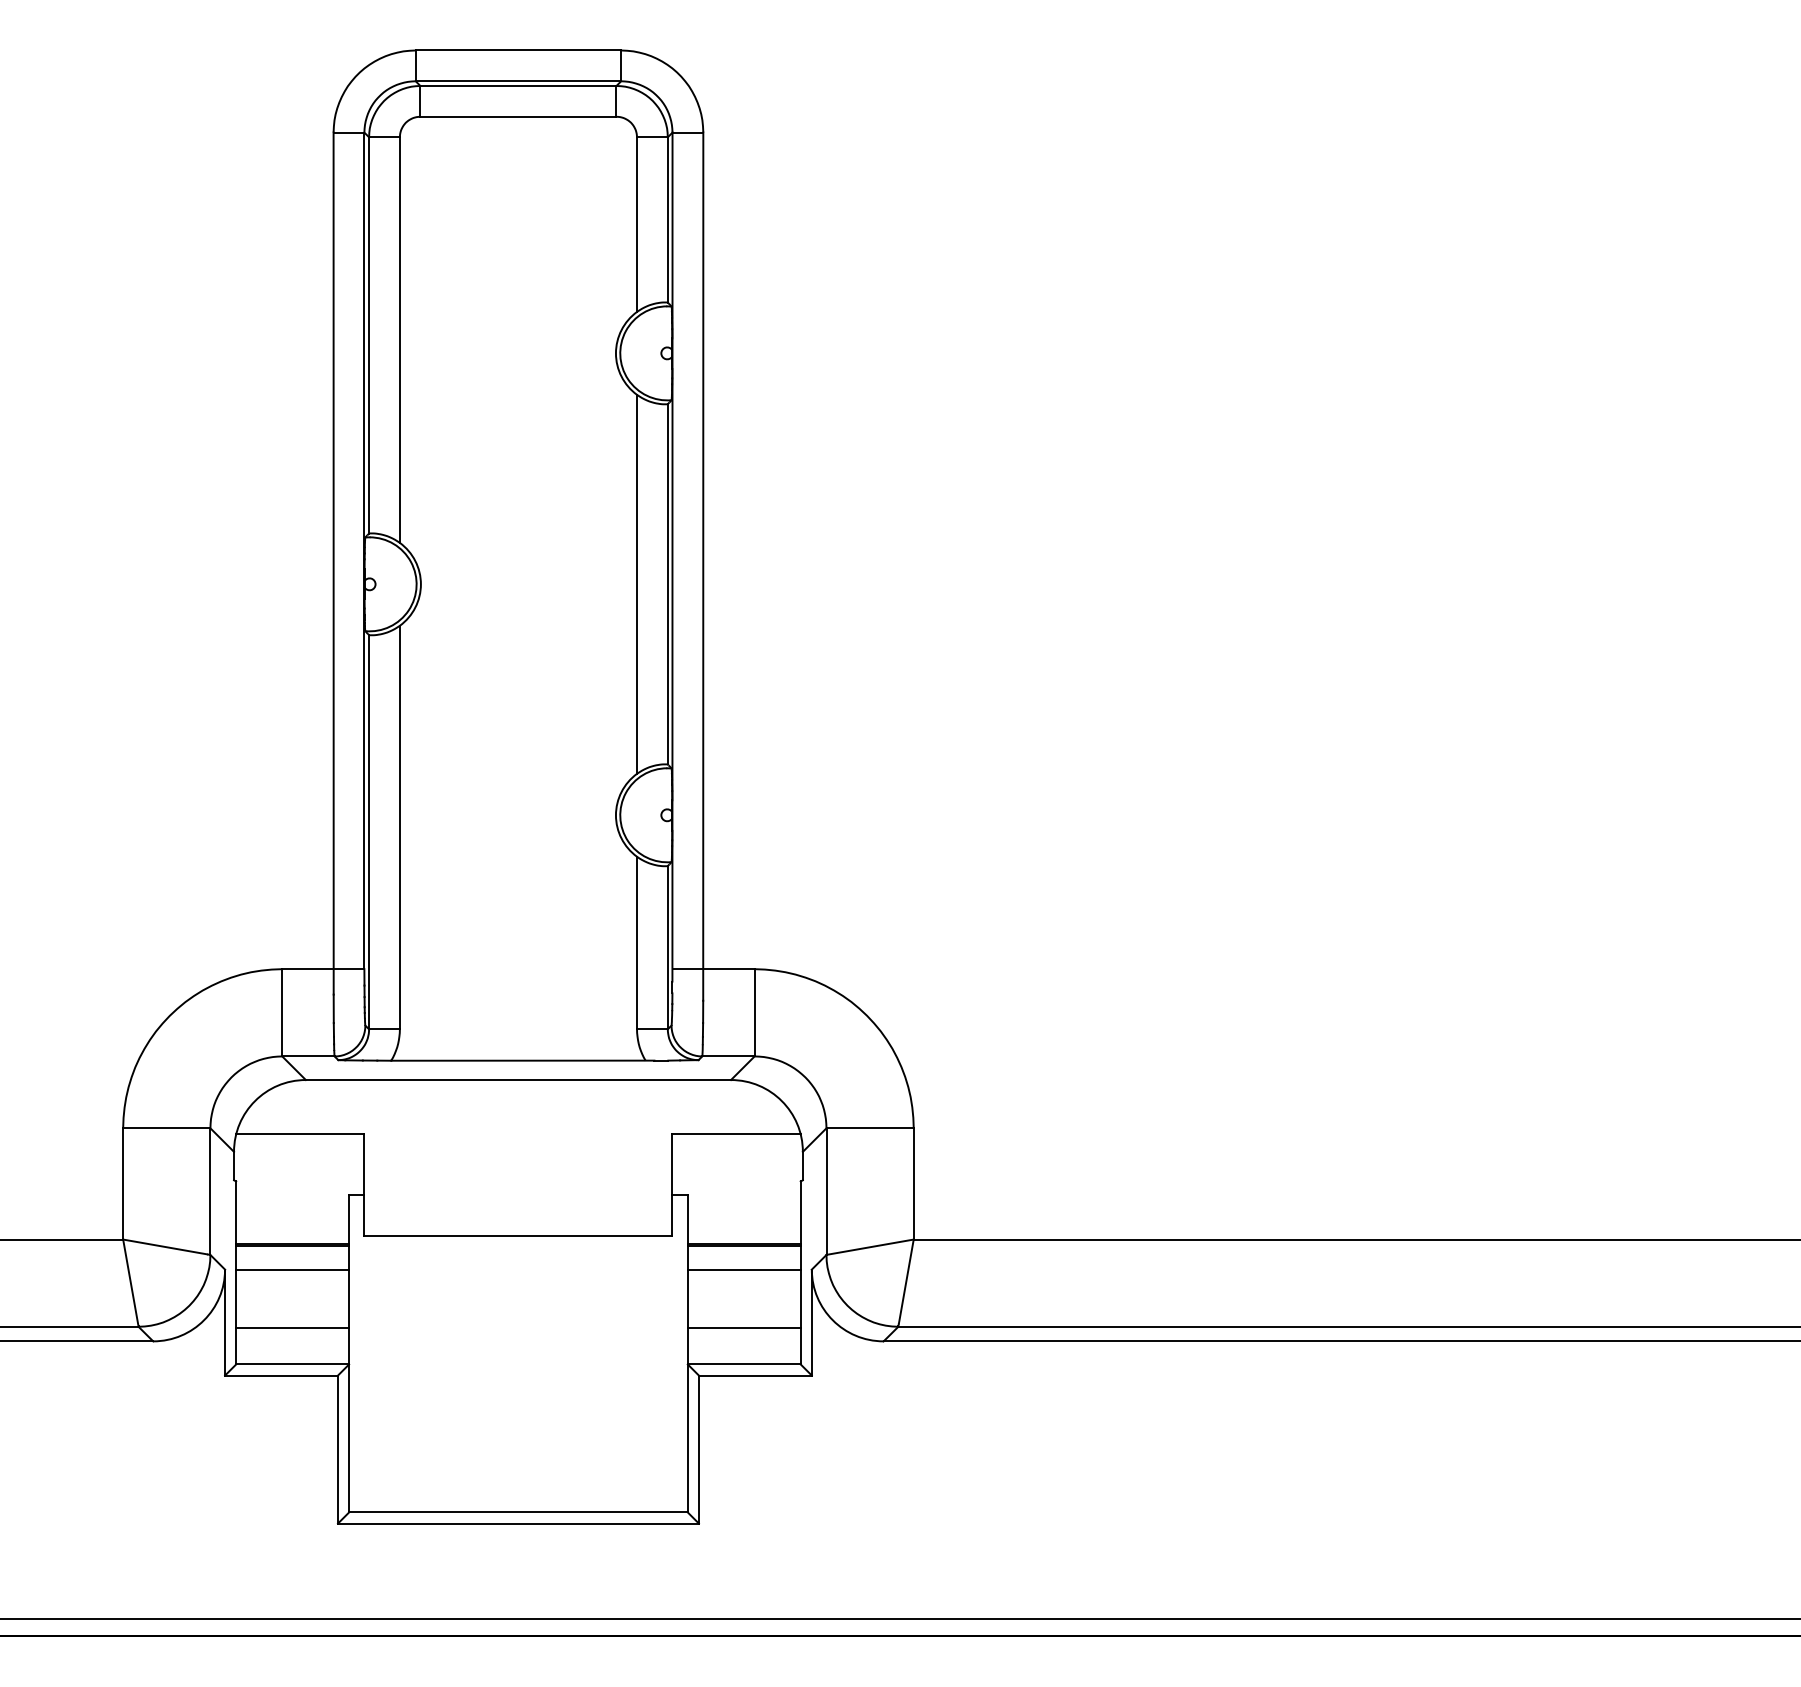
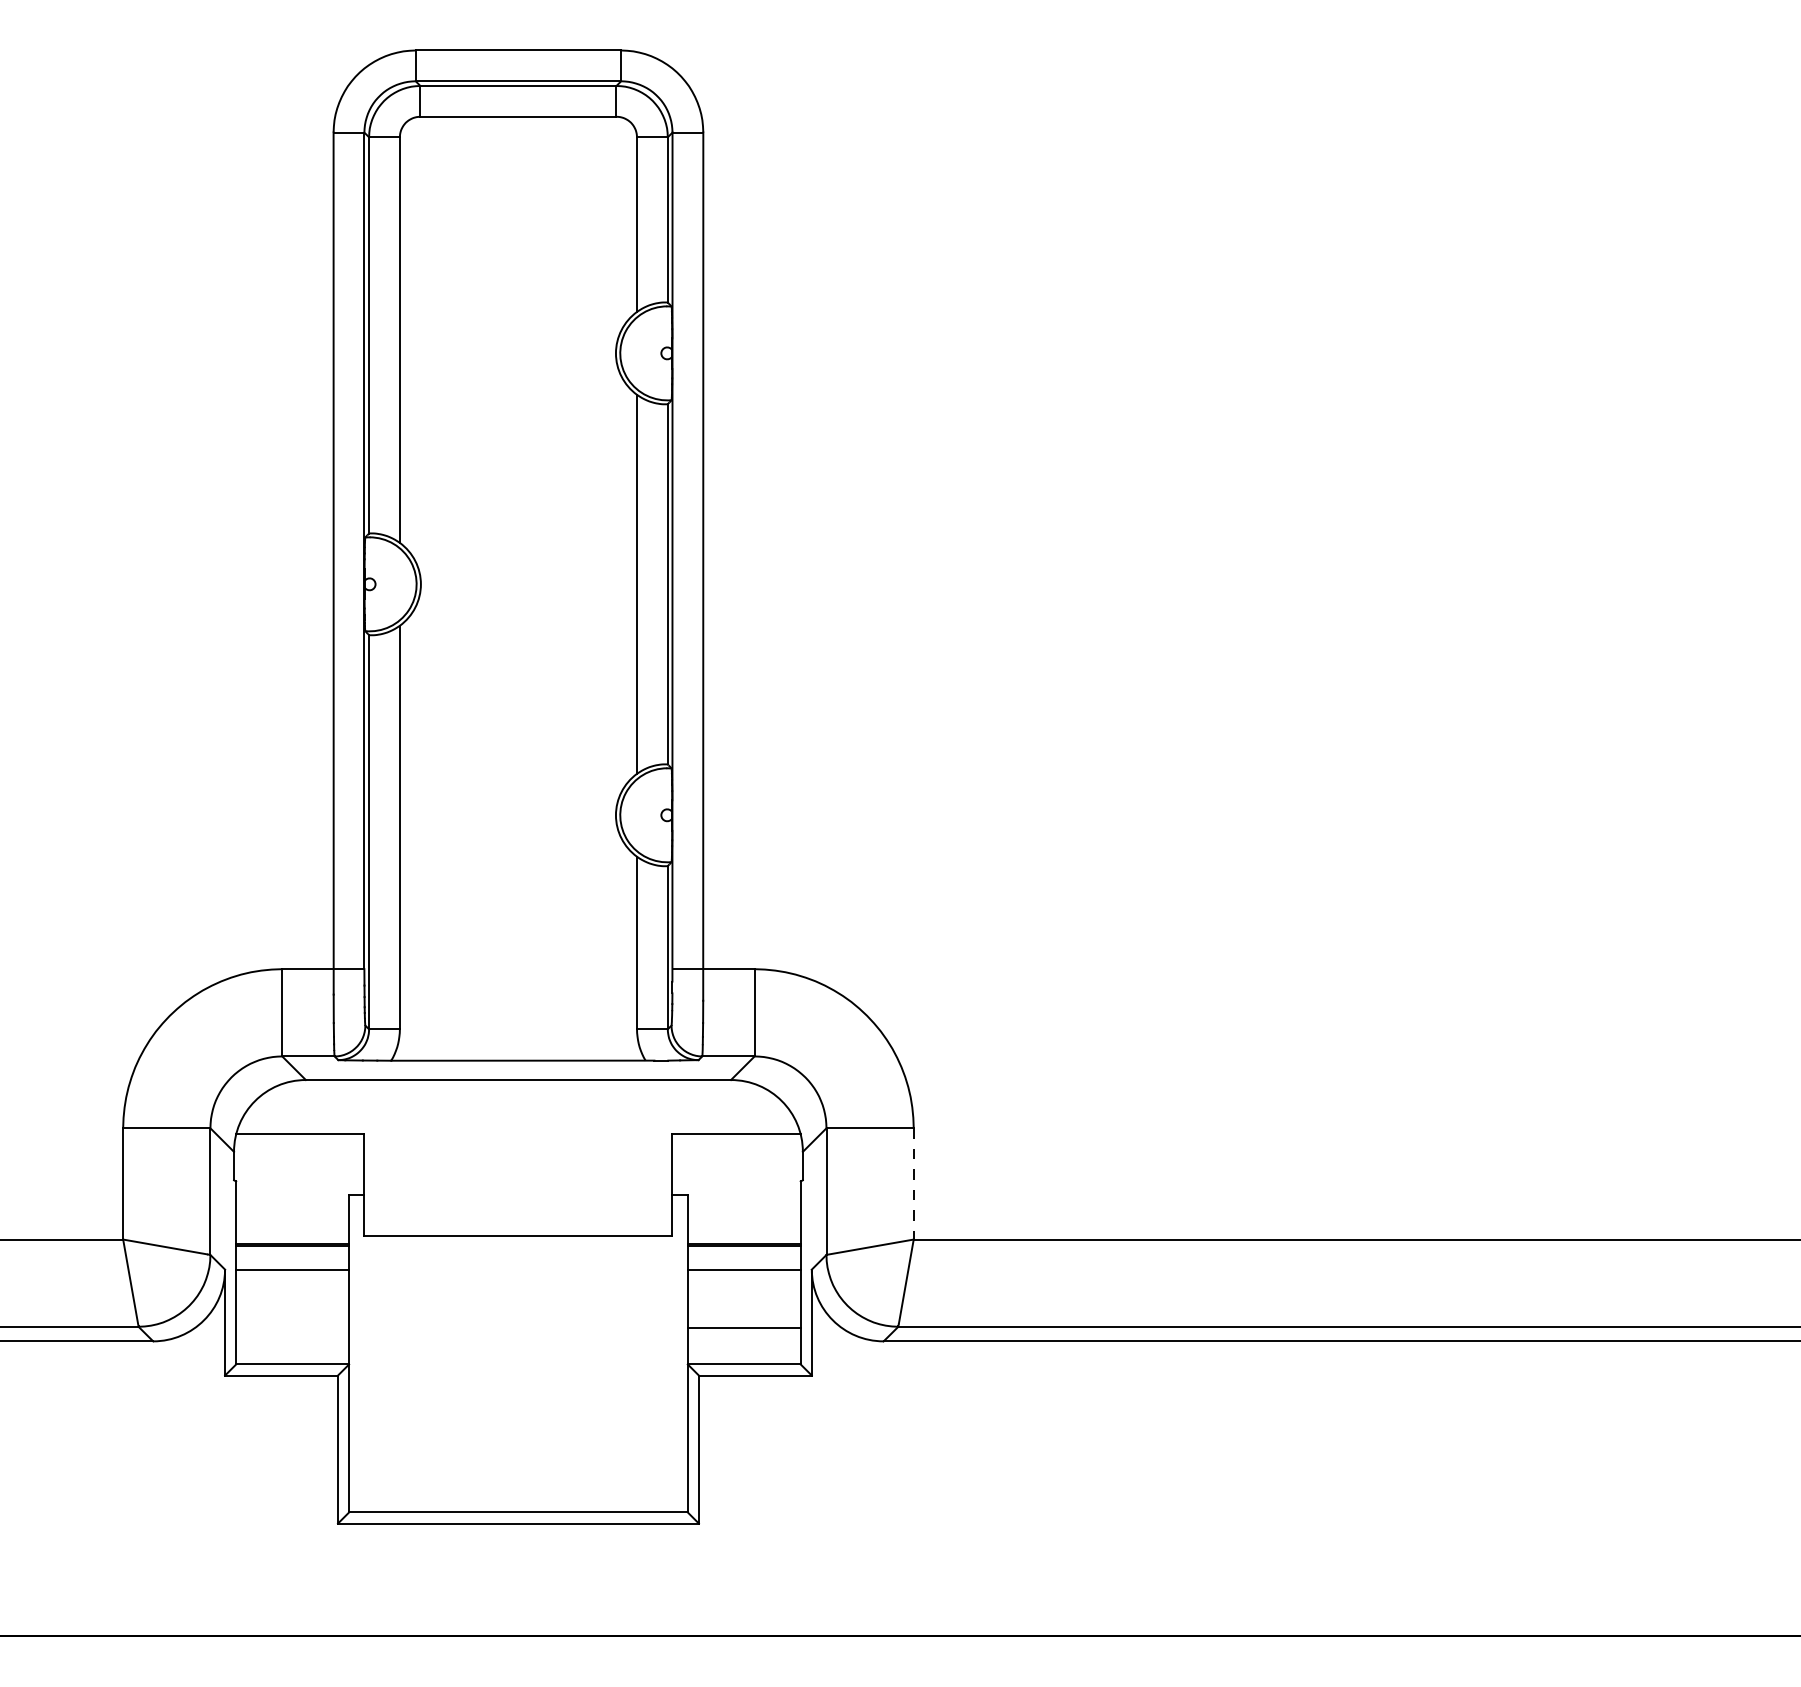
line: solid -> dashed (913, 1183)
line: present -> none (292, 1327)
line: present -> none (899, 1618)
